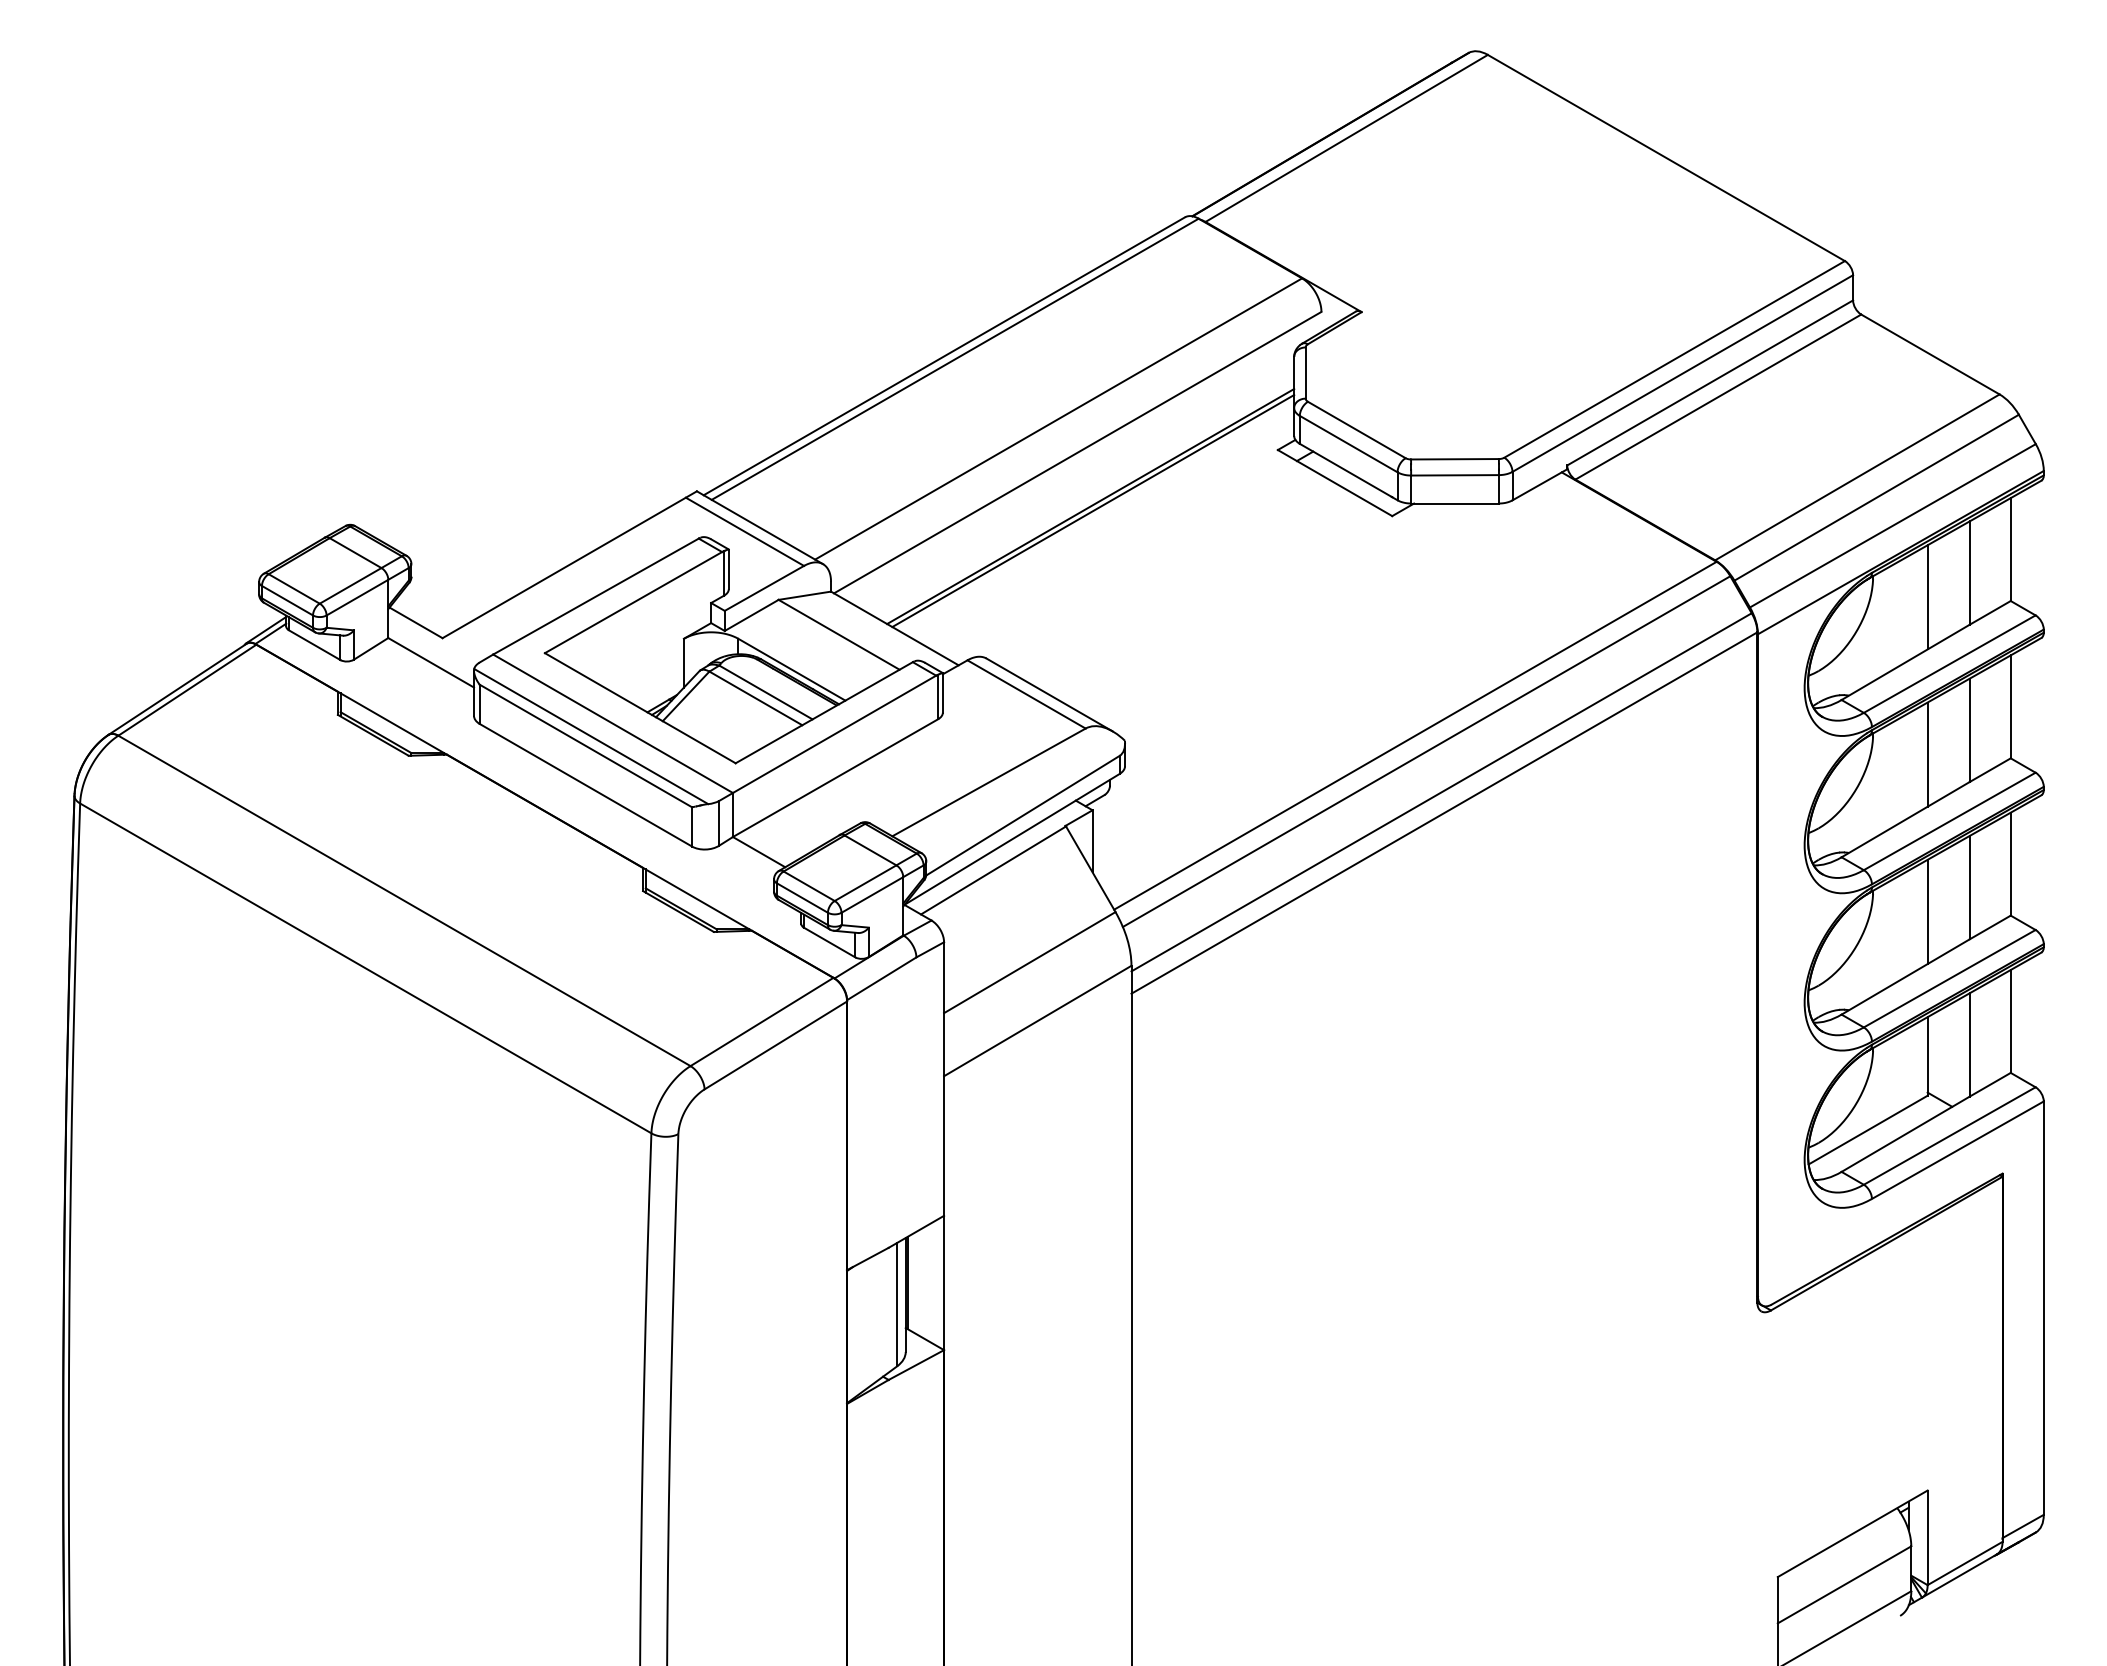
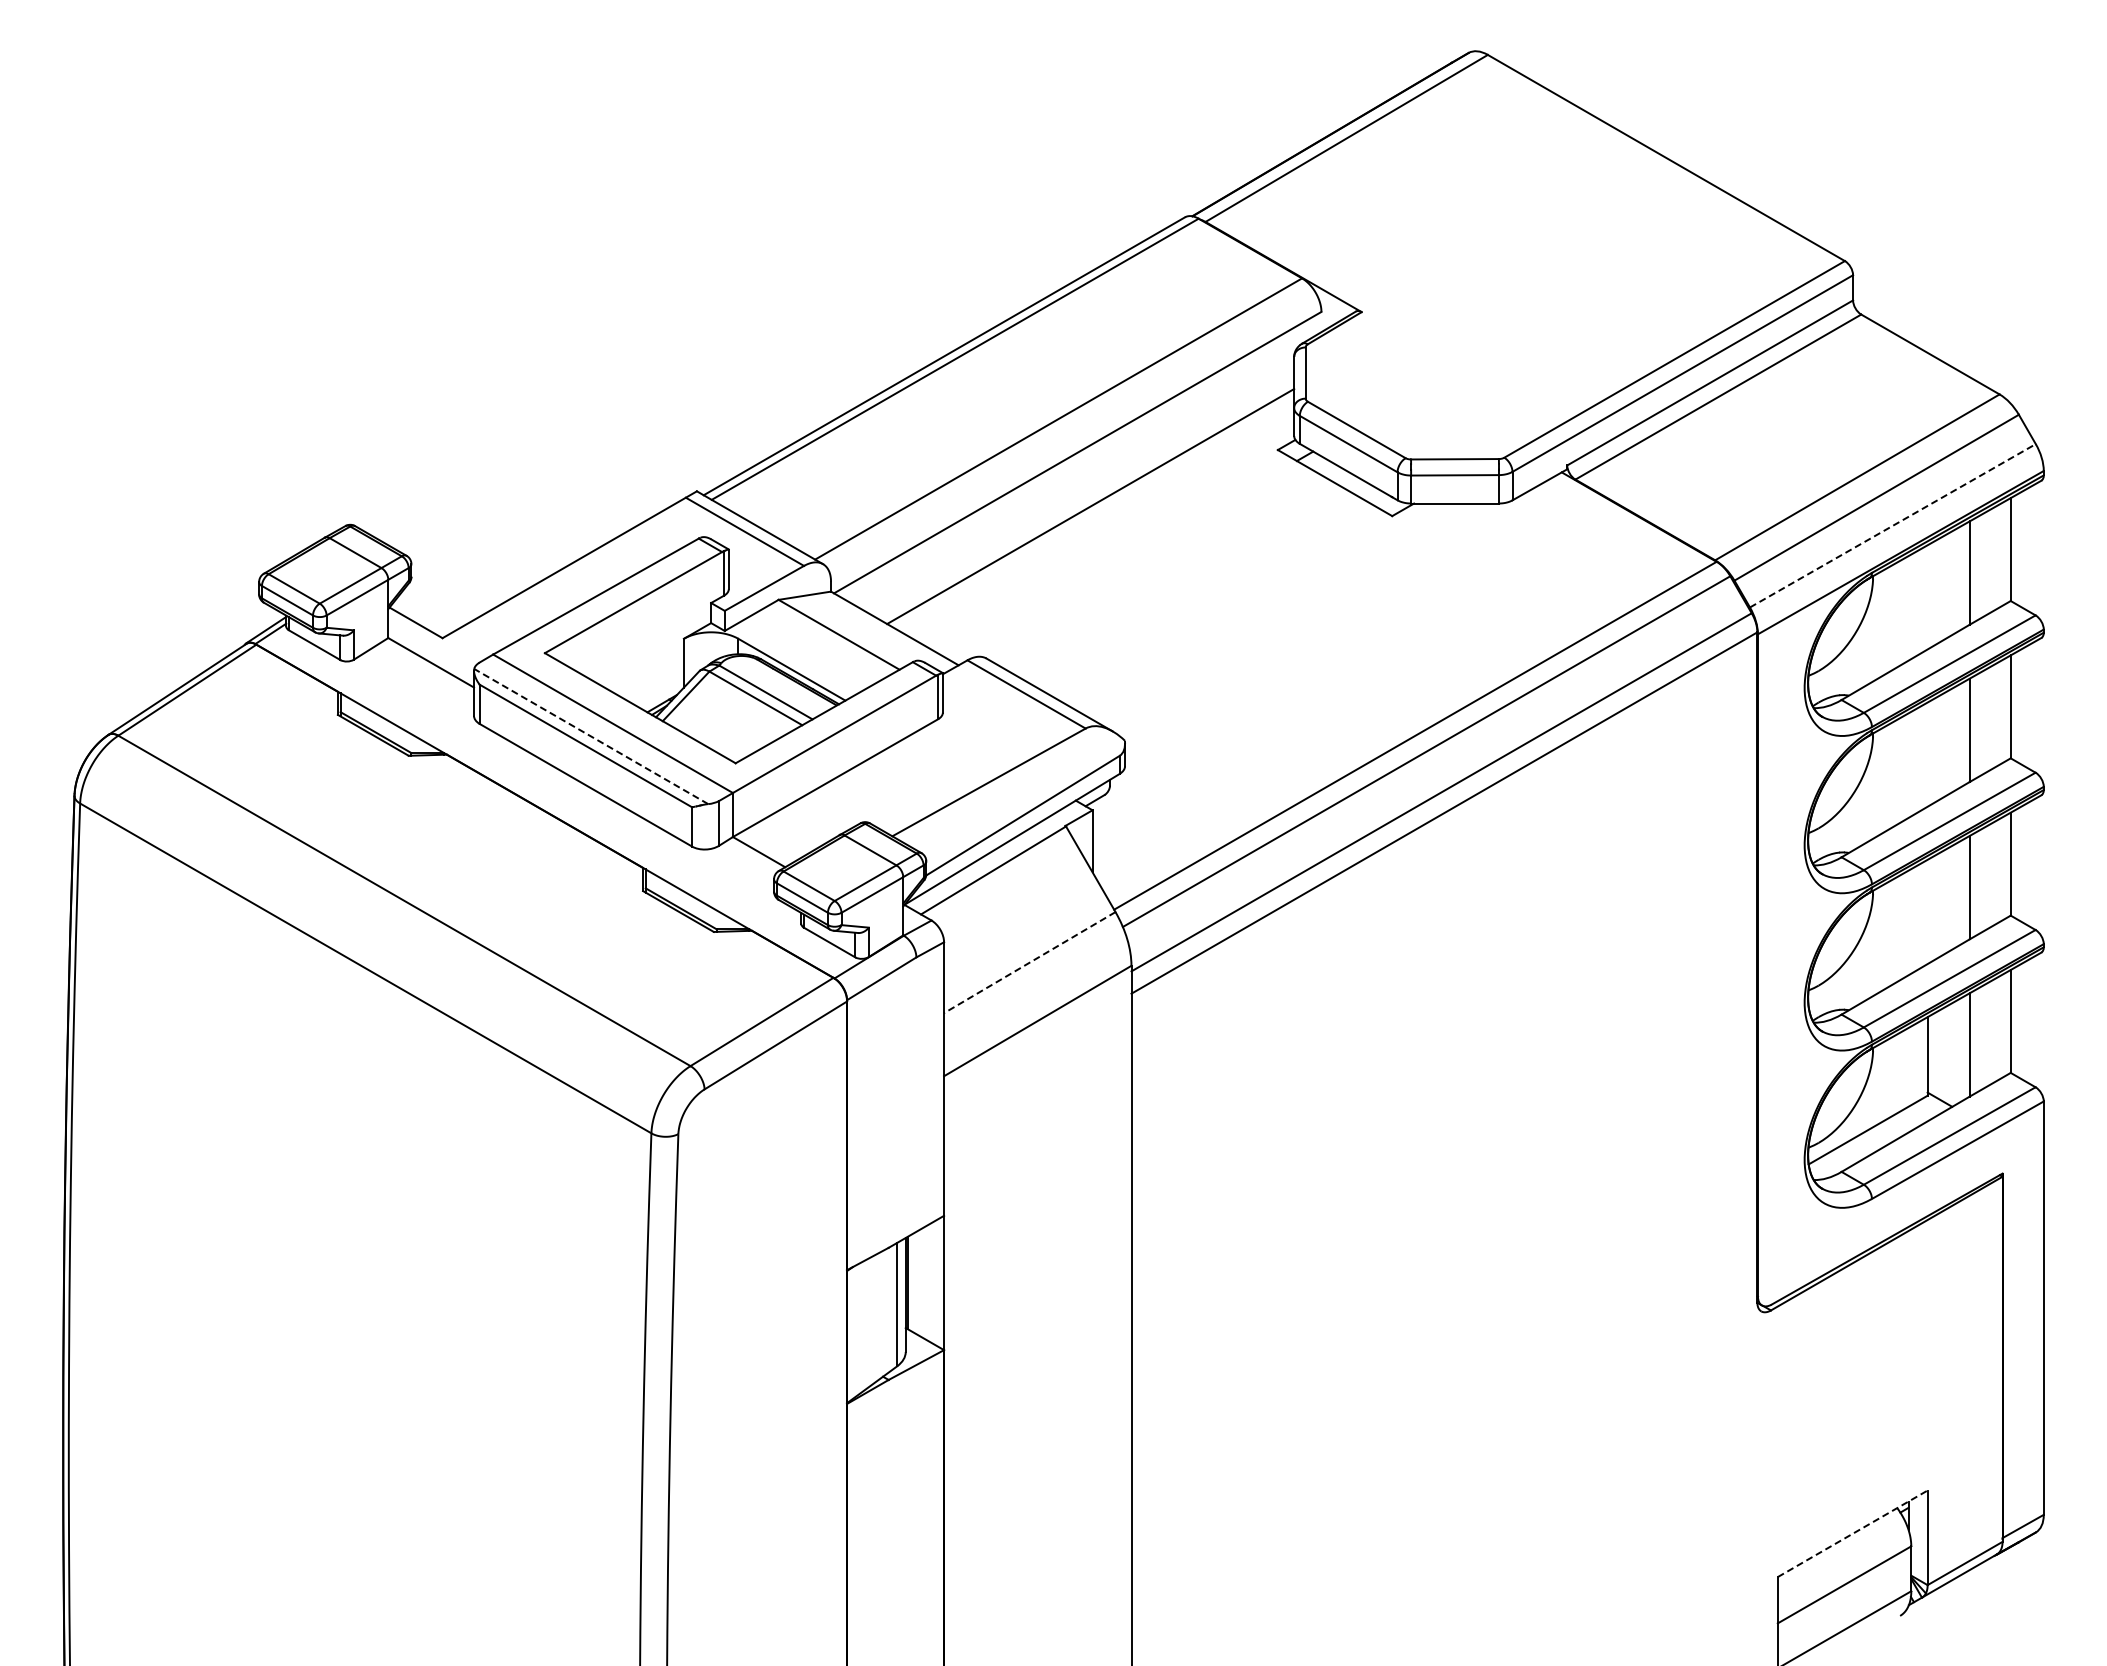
line: present -> none (1093, 511)
line: solid -> dashed (1892, 525)
line: present -> none (1927, 597)
line: solid -> dashed (590, 736)
line: present -> none (1927, 754)
line: present -> none (1927, 911)
line: solid -> dashed (1029, 962)
line: solid -> dashed (1852, 1533)
